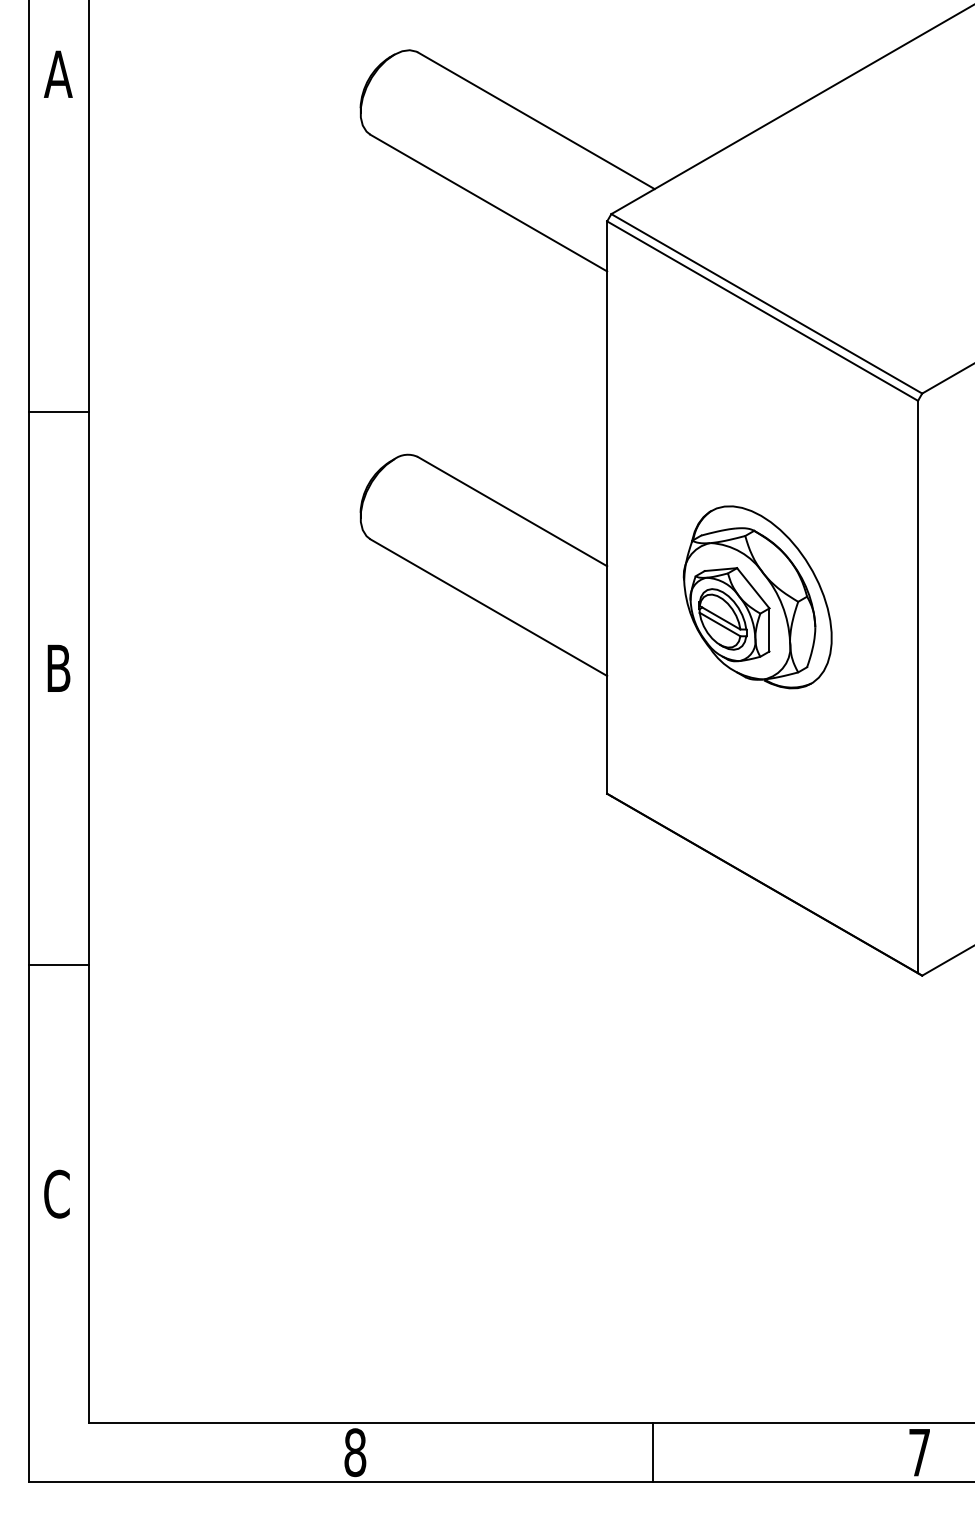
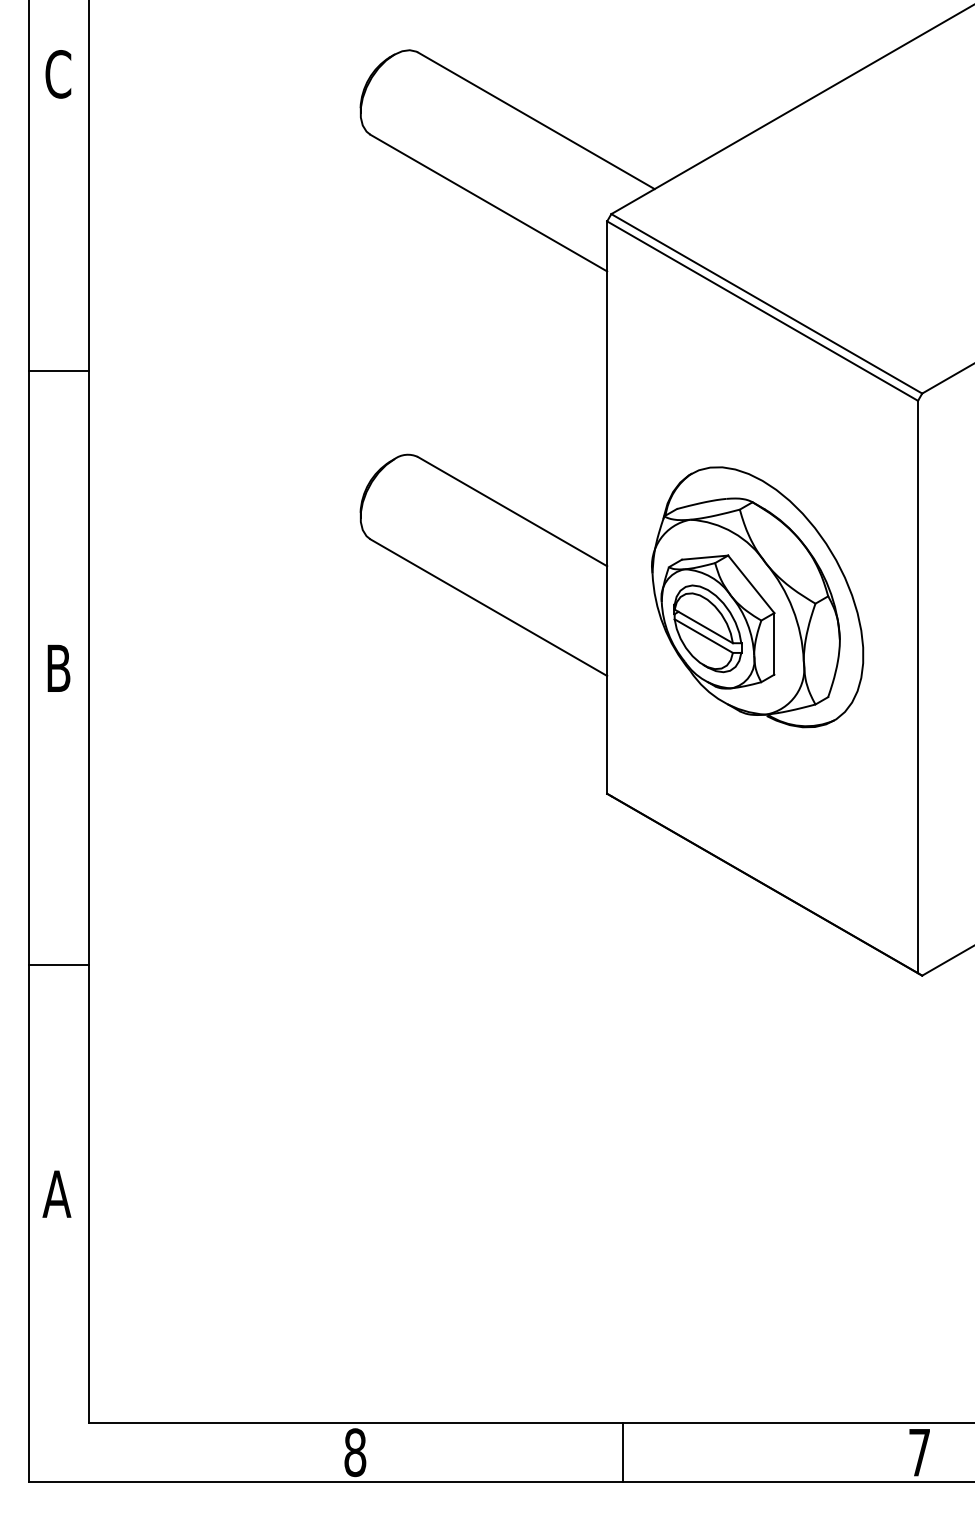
text: A -> C (57, 74)
line position: (58, 412) -> (58, 371) (58, 371)
part size: 151x185 px -> 214x263 px (757, 597)
text: C -> A (56, 1193)
line position: (653, 1452) -> (623, 1452) (623, 1452)
